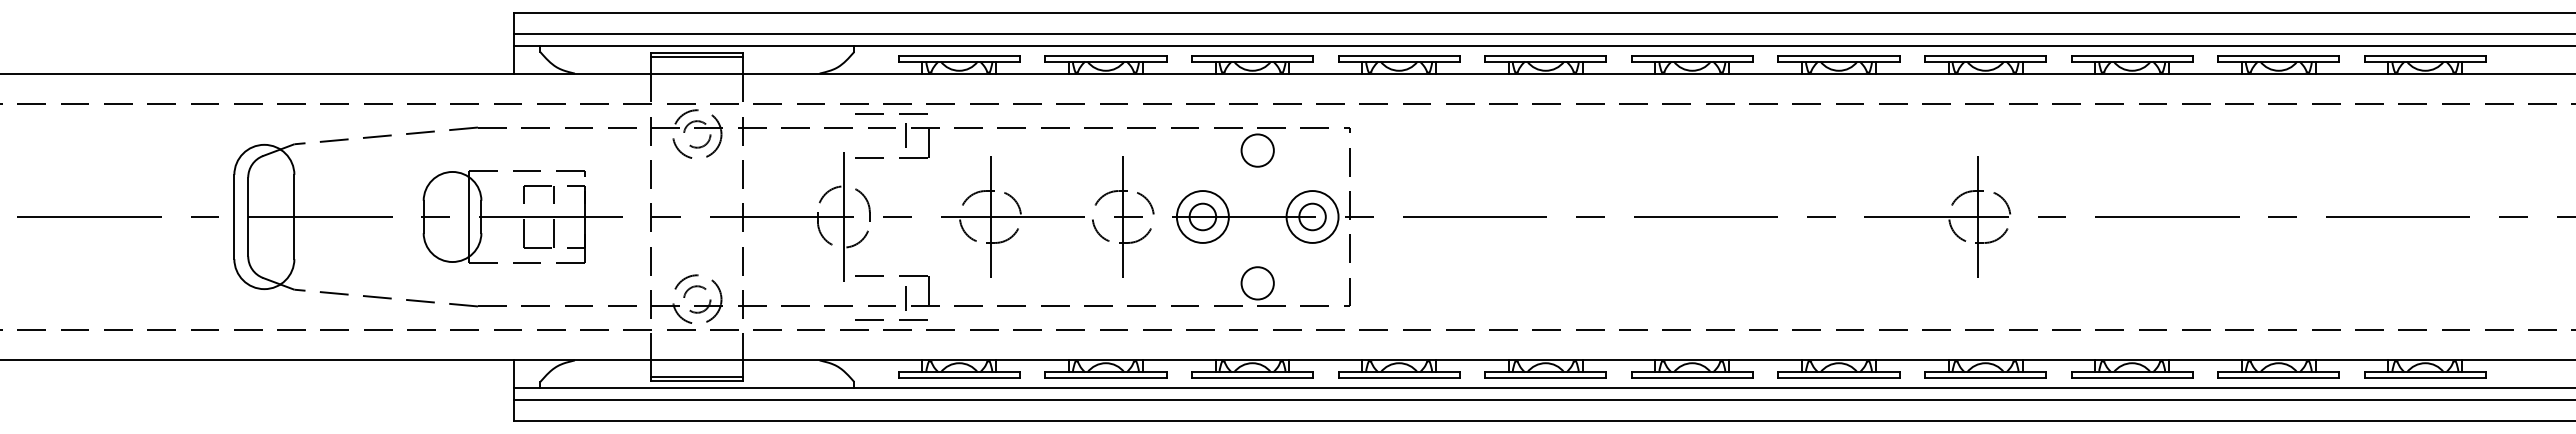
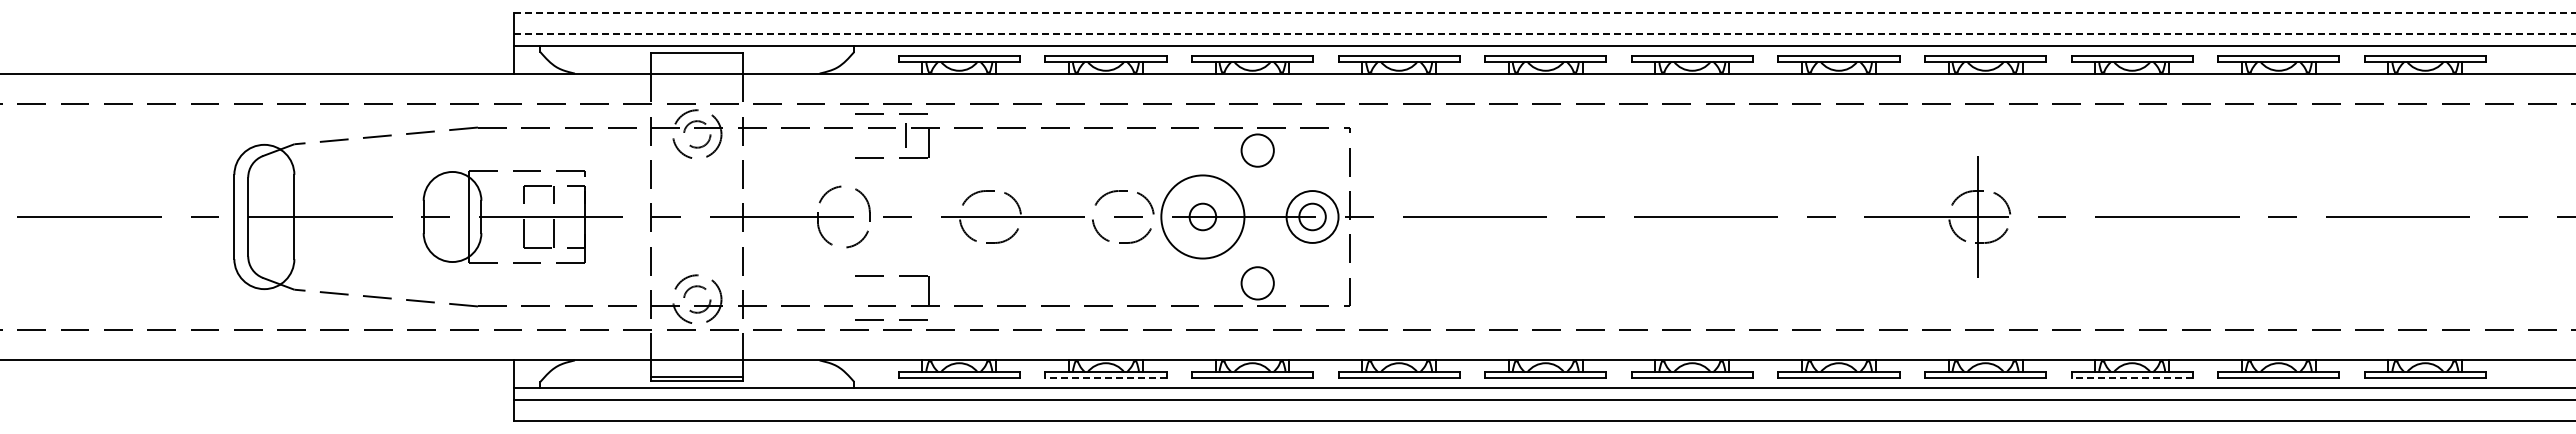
line: solid -> dashed (1544, 12)
line: solid -> dashed (1544, 33)
line: present -> none (697, 56)
line: present -> none (843, 216)
line: present -> none (990, 216)
line: present -> none (1123, 216)
circle diameter: 52 px -> 83 px (1202, 216)
line: present -> none (906, 298)
line: solid -> dashed (1105, 378)
line: solid -> dashed (2132, 378)
